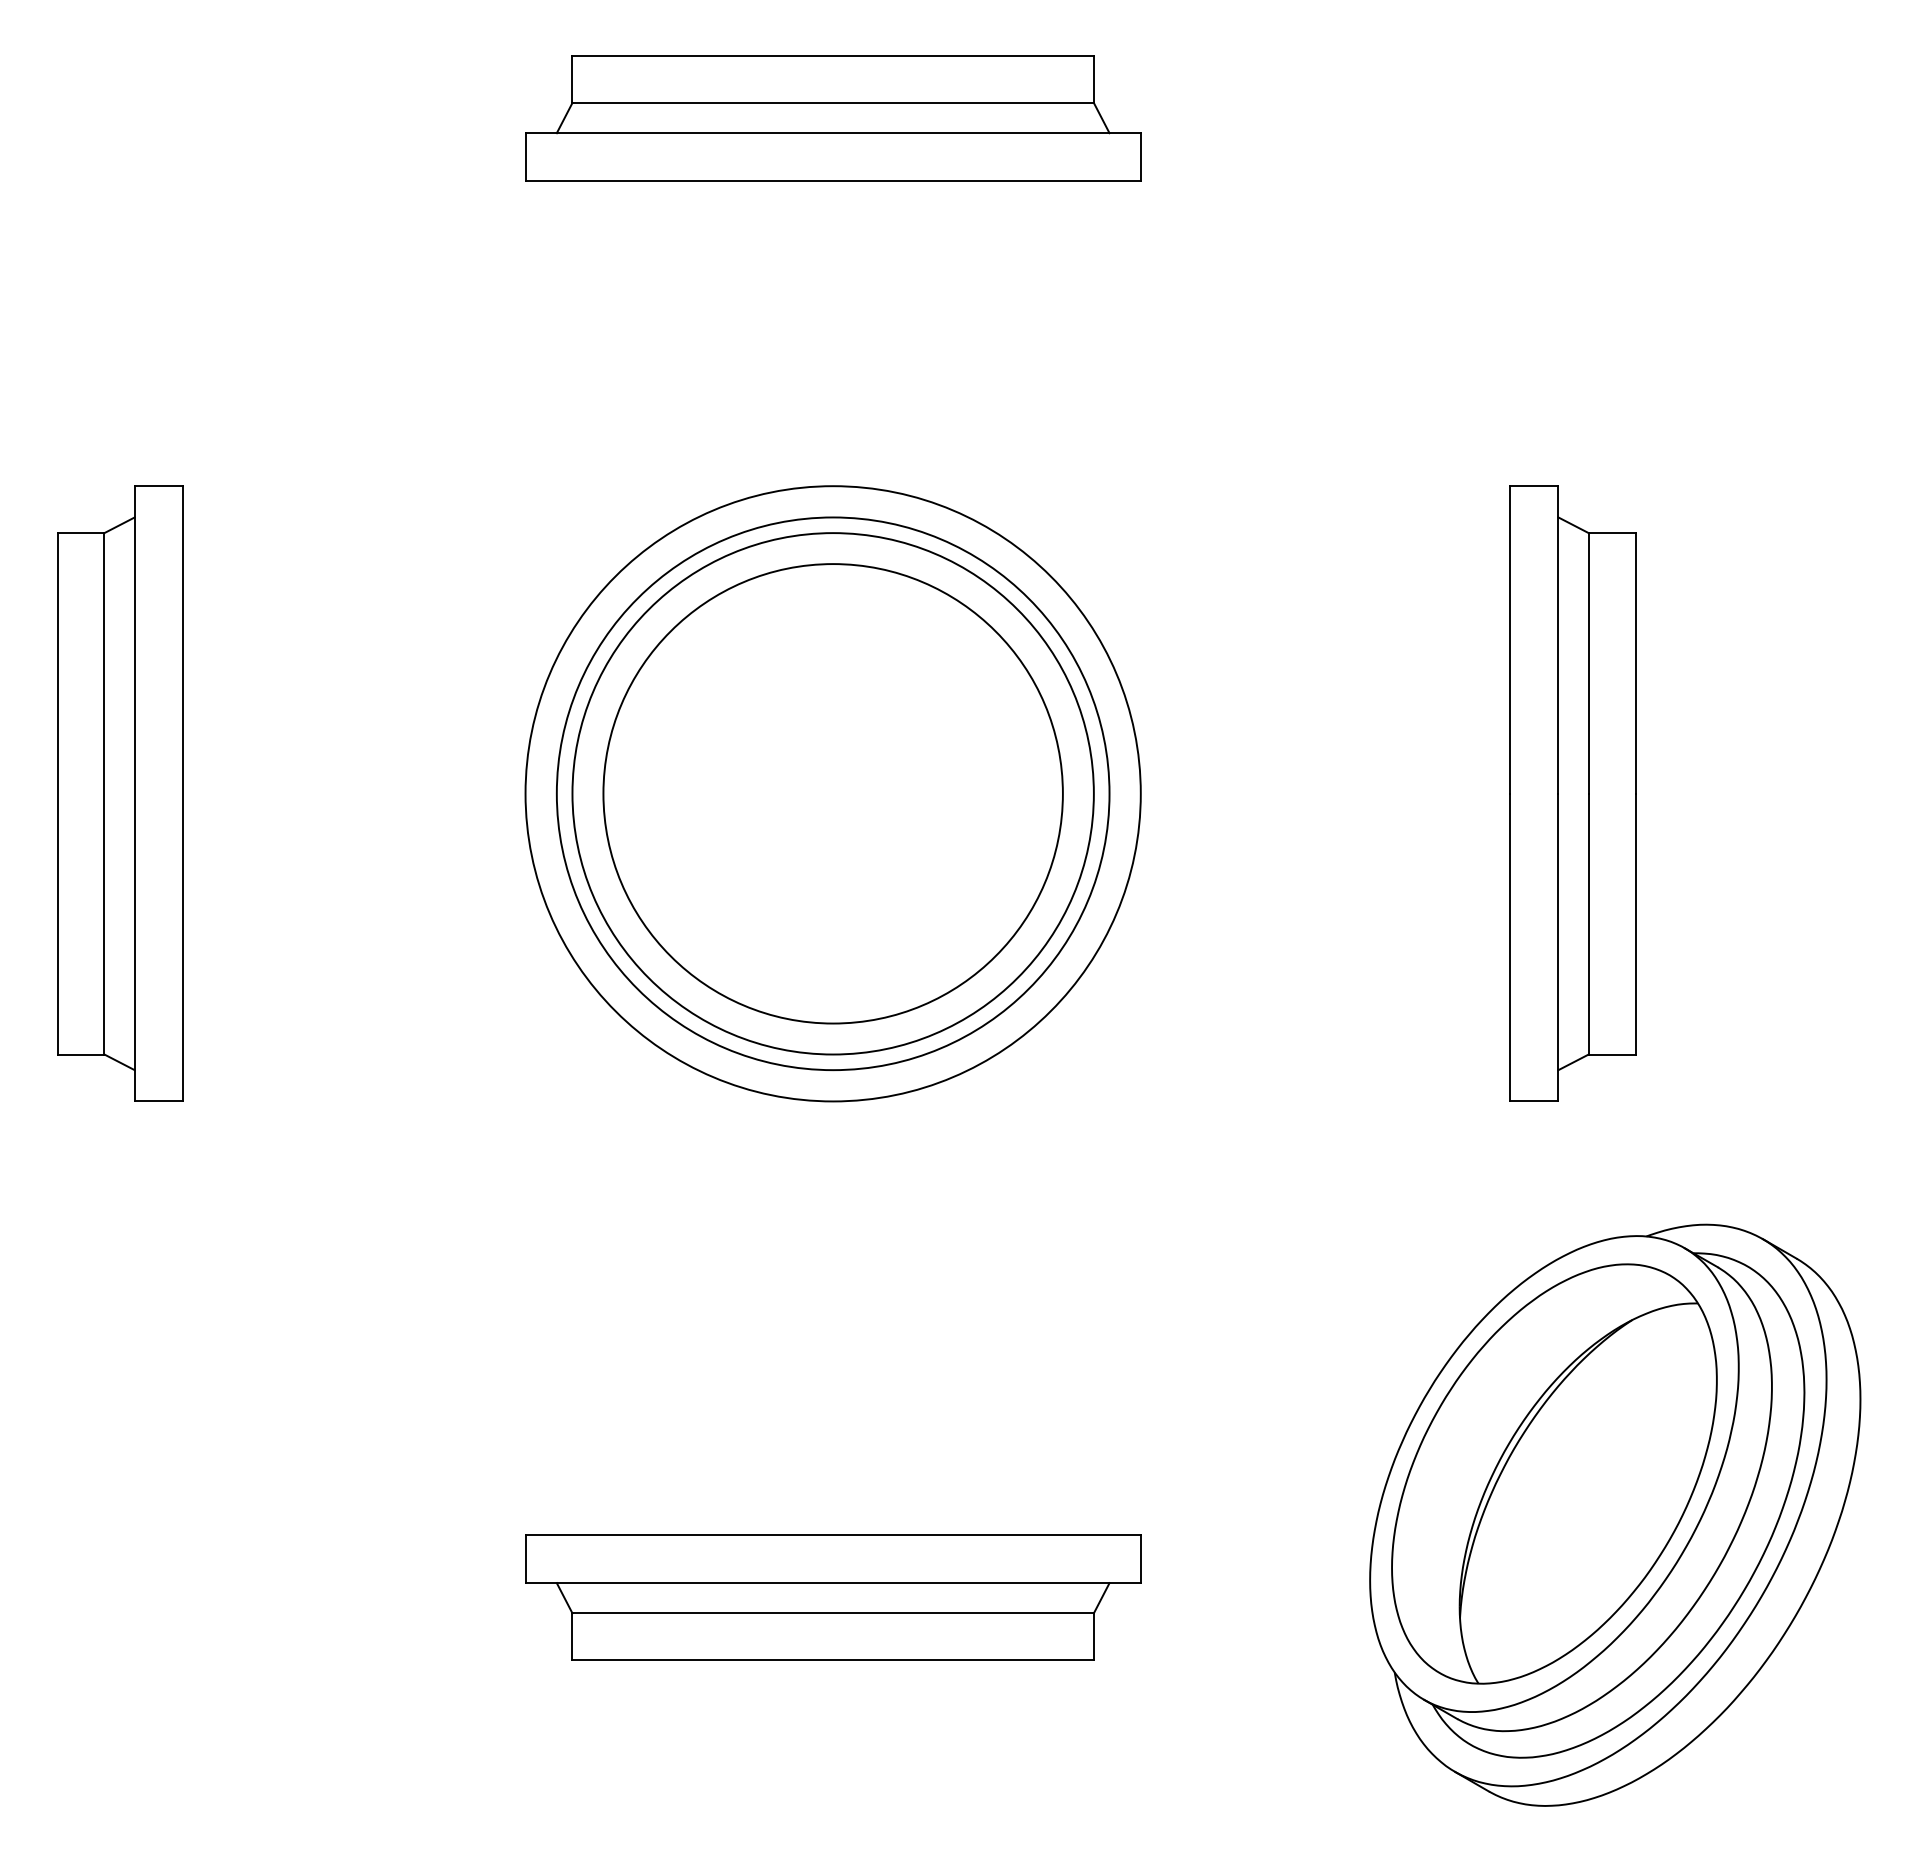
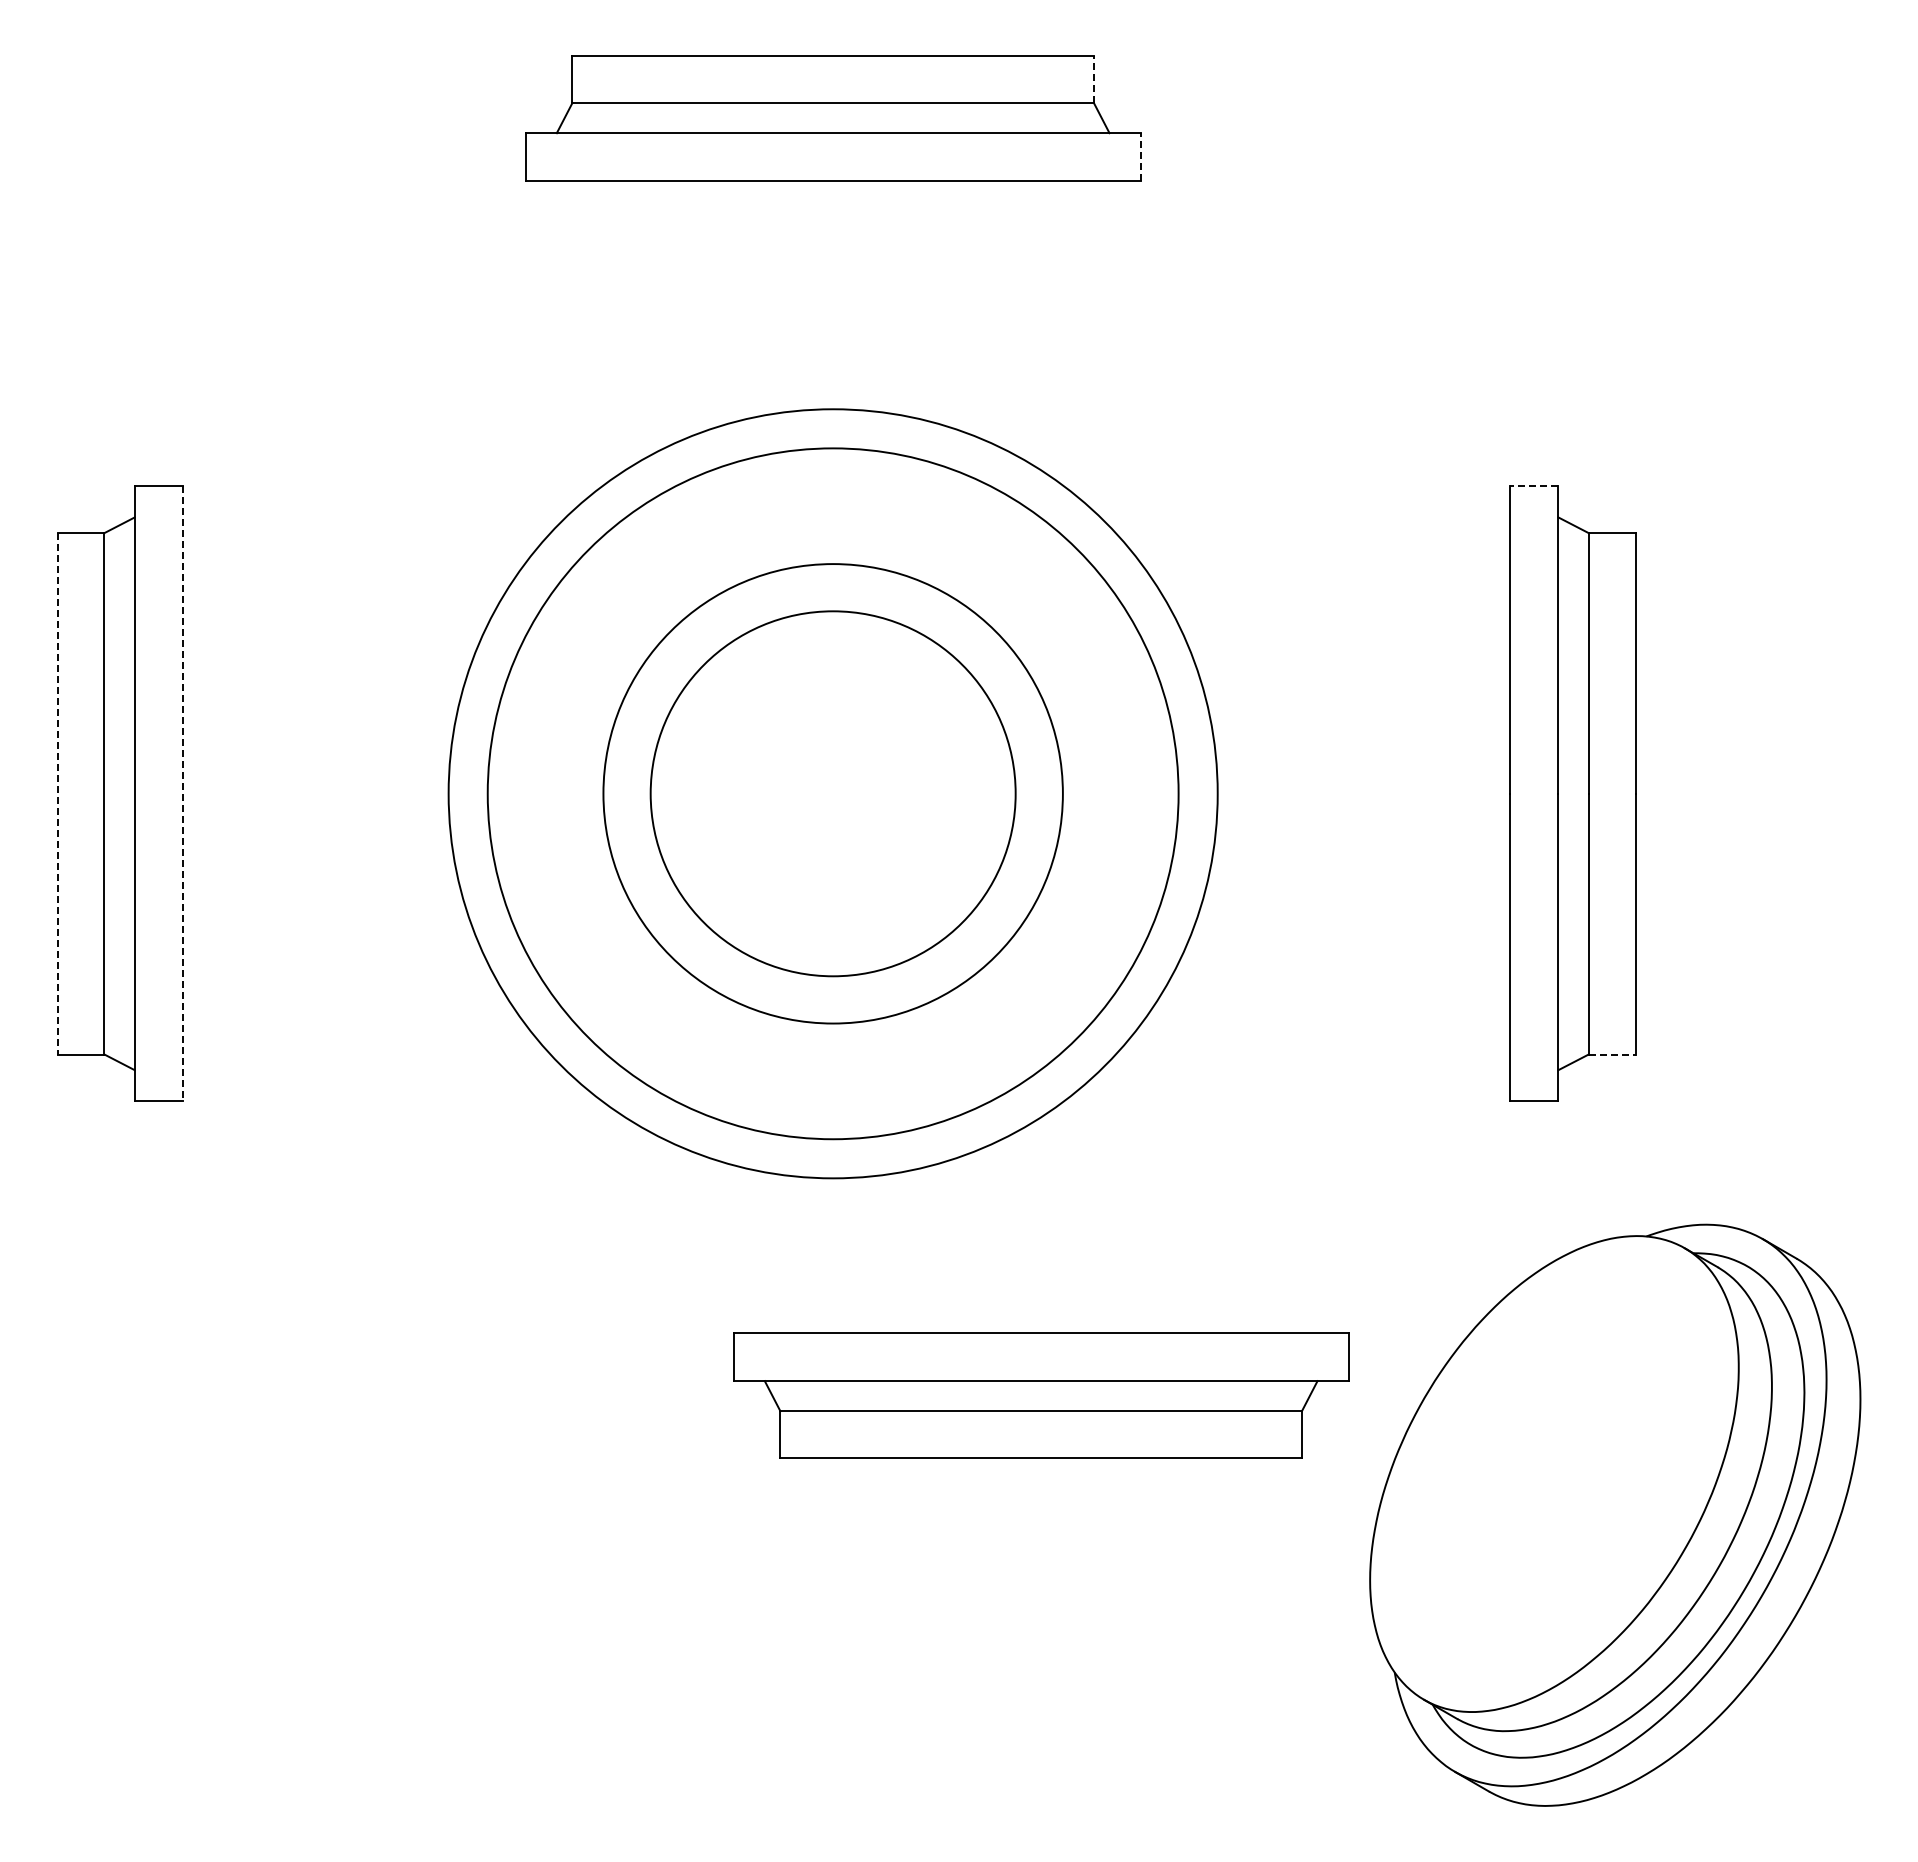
line: solid -> dashed (1093, 78)
line: solid -> dashed (1140, 157)
line: solid -> dashed (1534, 486)
line: solid -> dashed (57, 793)
line: solid -> dashed (182, 793)
circle diameter: 521 px -> 365 px (832, 793)
circle diameter: 553 px -> 691 px (832, 793)
circle diameter: 615 px -> 769 px (832, 793)
line: solid -> dashed (1612, 1054)
part: present -> none (1554, 1473)
part position: (833, 1597) -> (1041, 1395) (1041, 1395)
